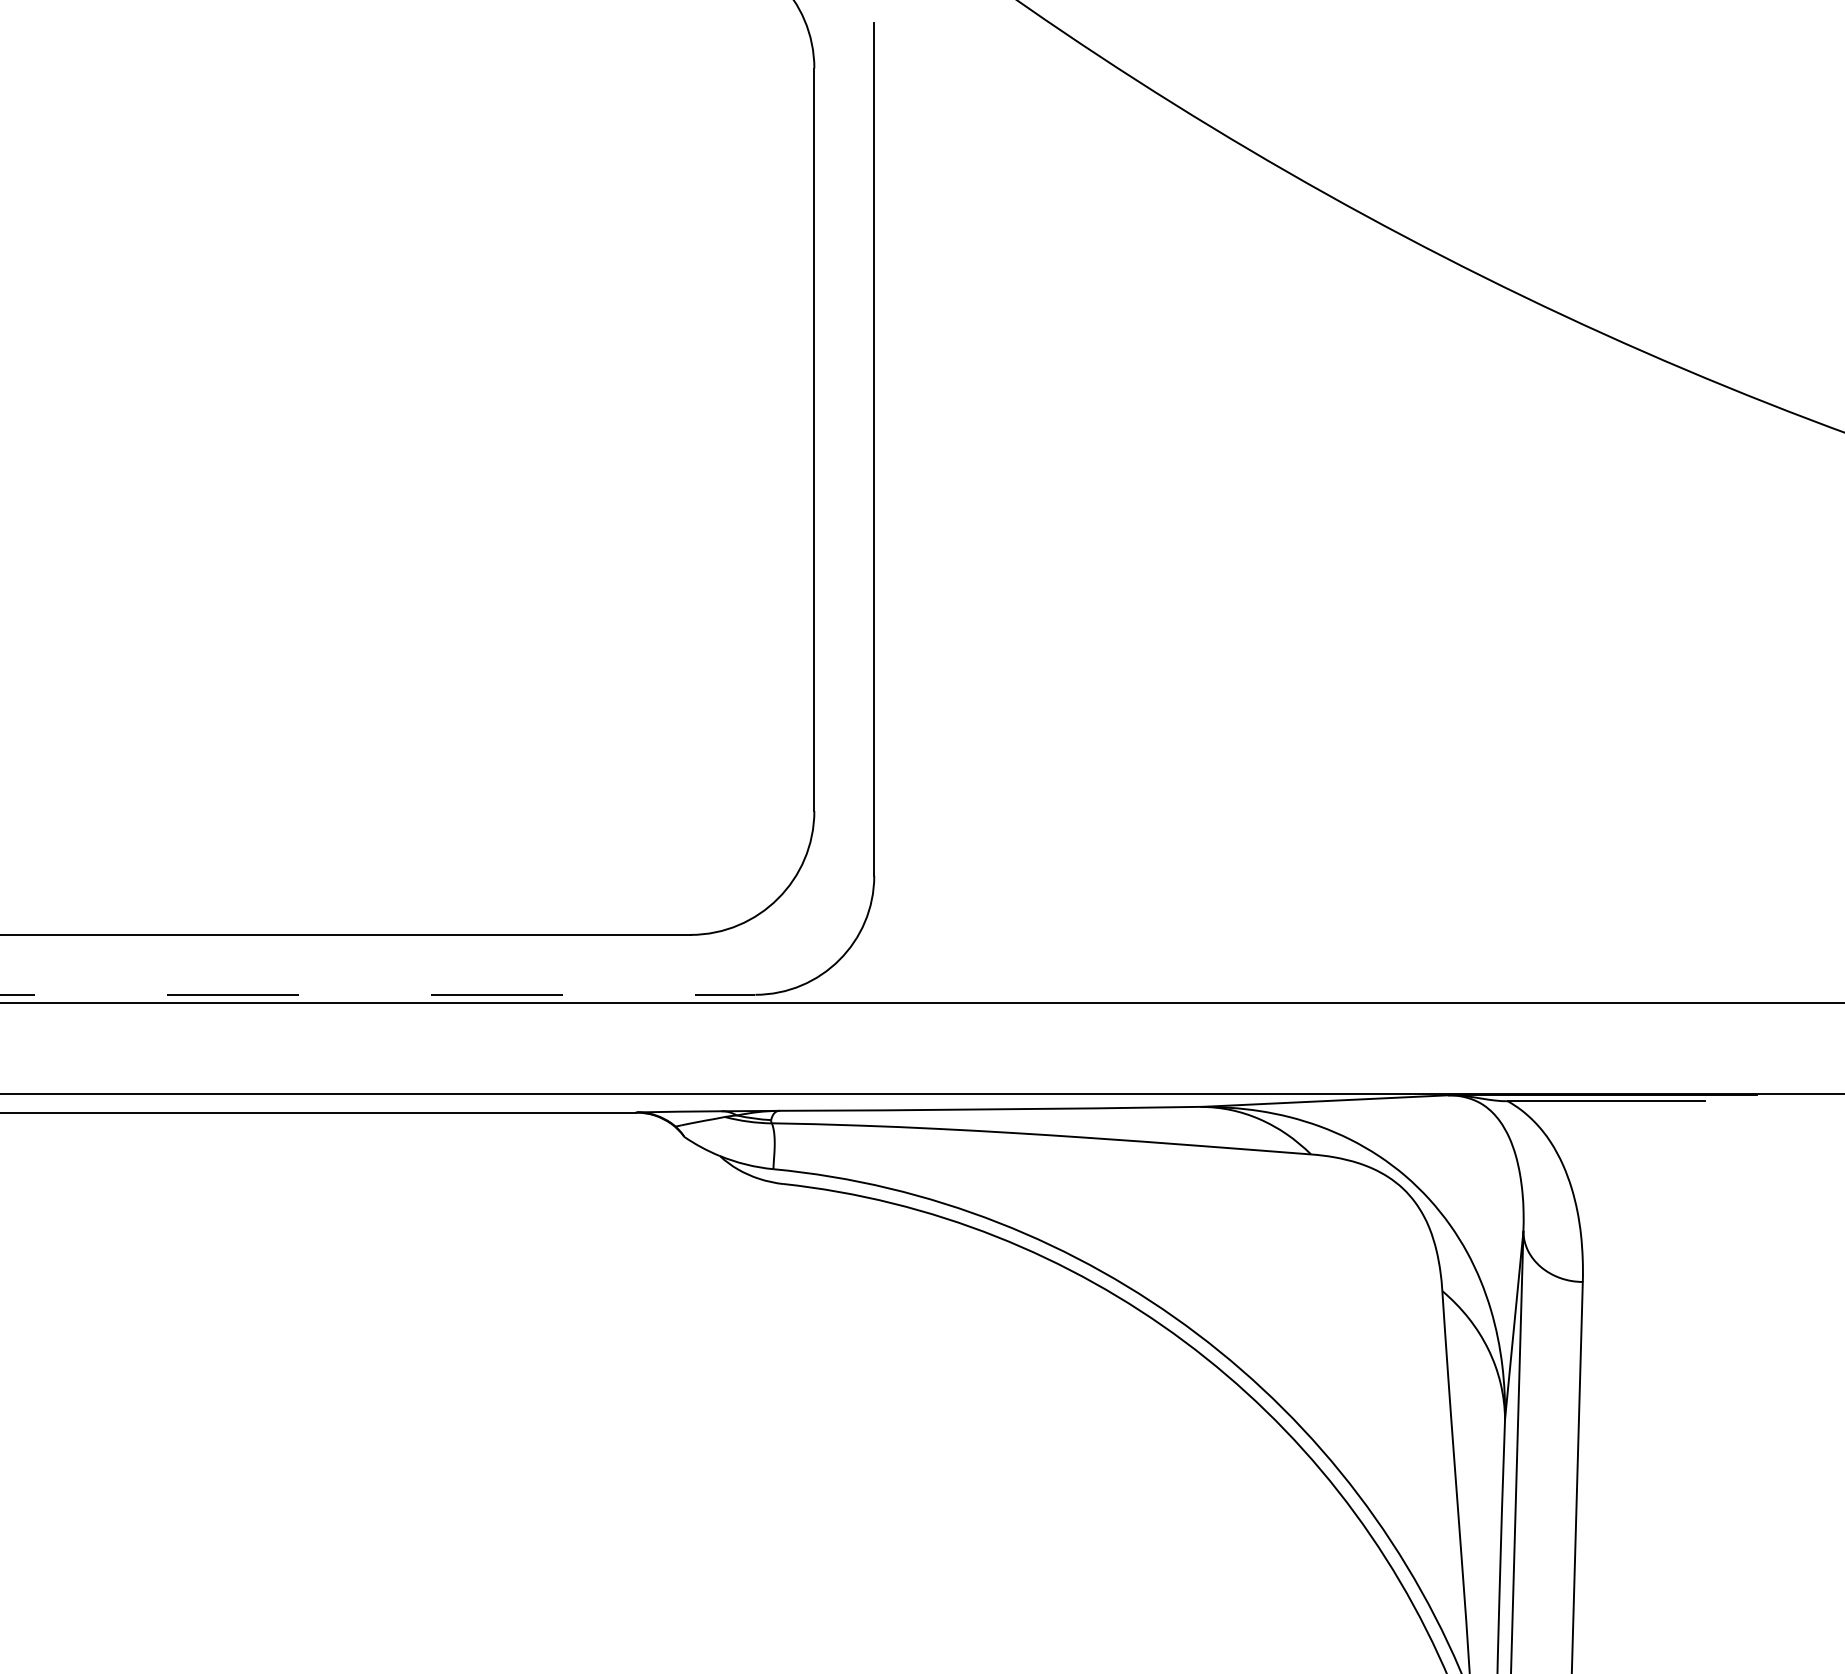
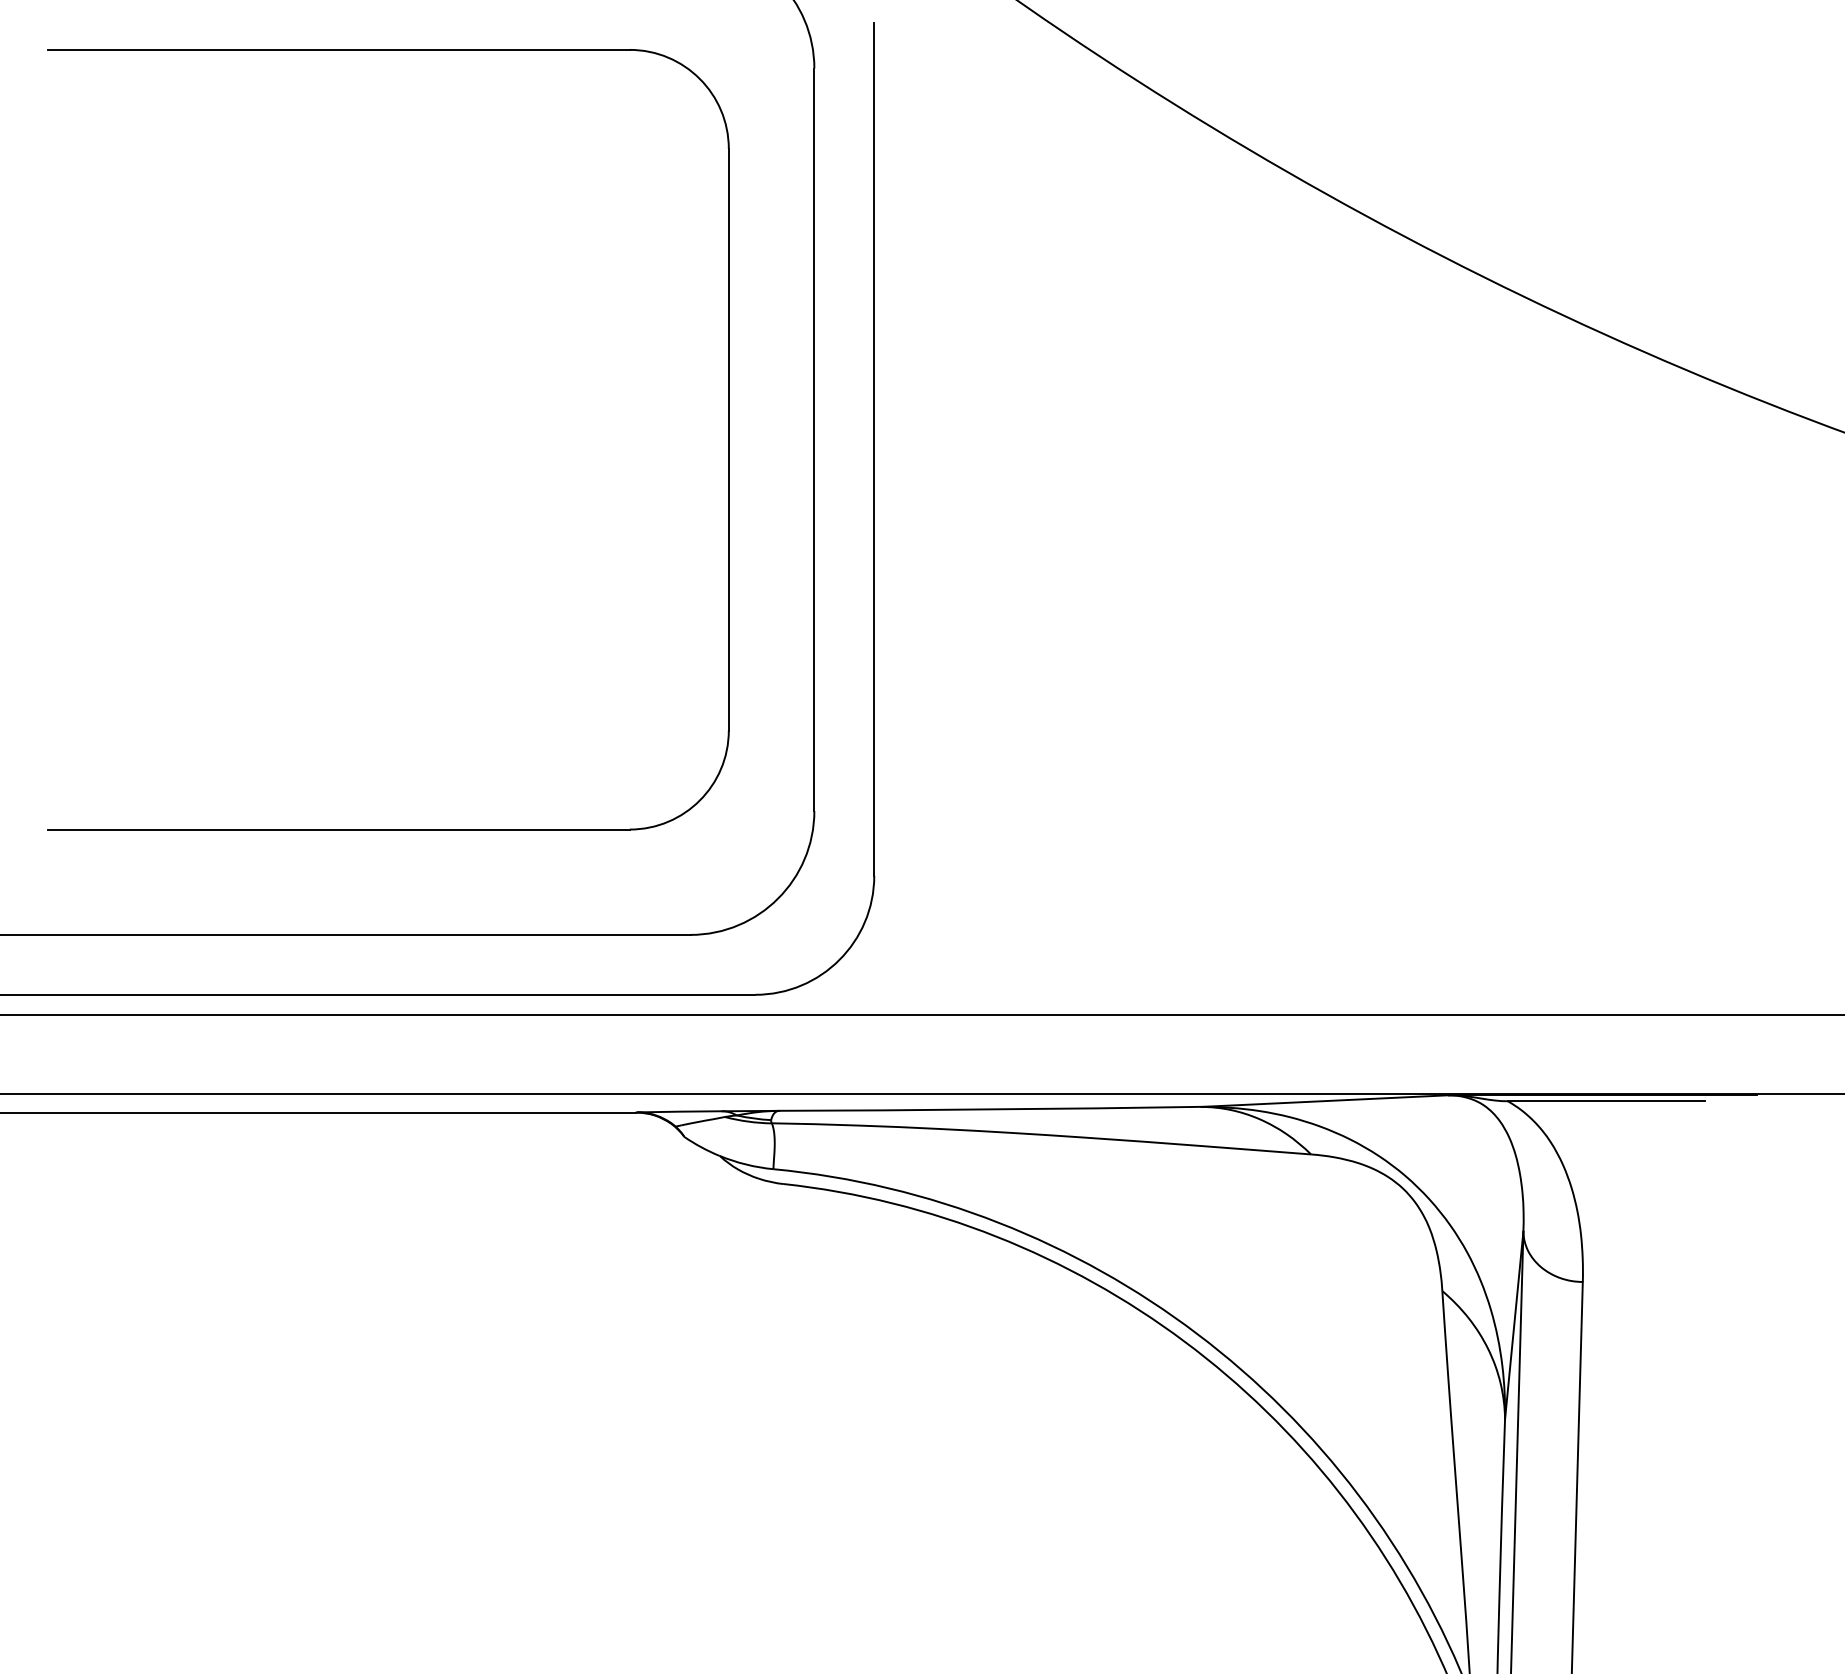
part: none -> present (728, 439)
line: dashed -> solid (378, 994)
line position: (921, 1002) -> (921, 1014) (921, 1014)
